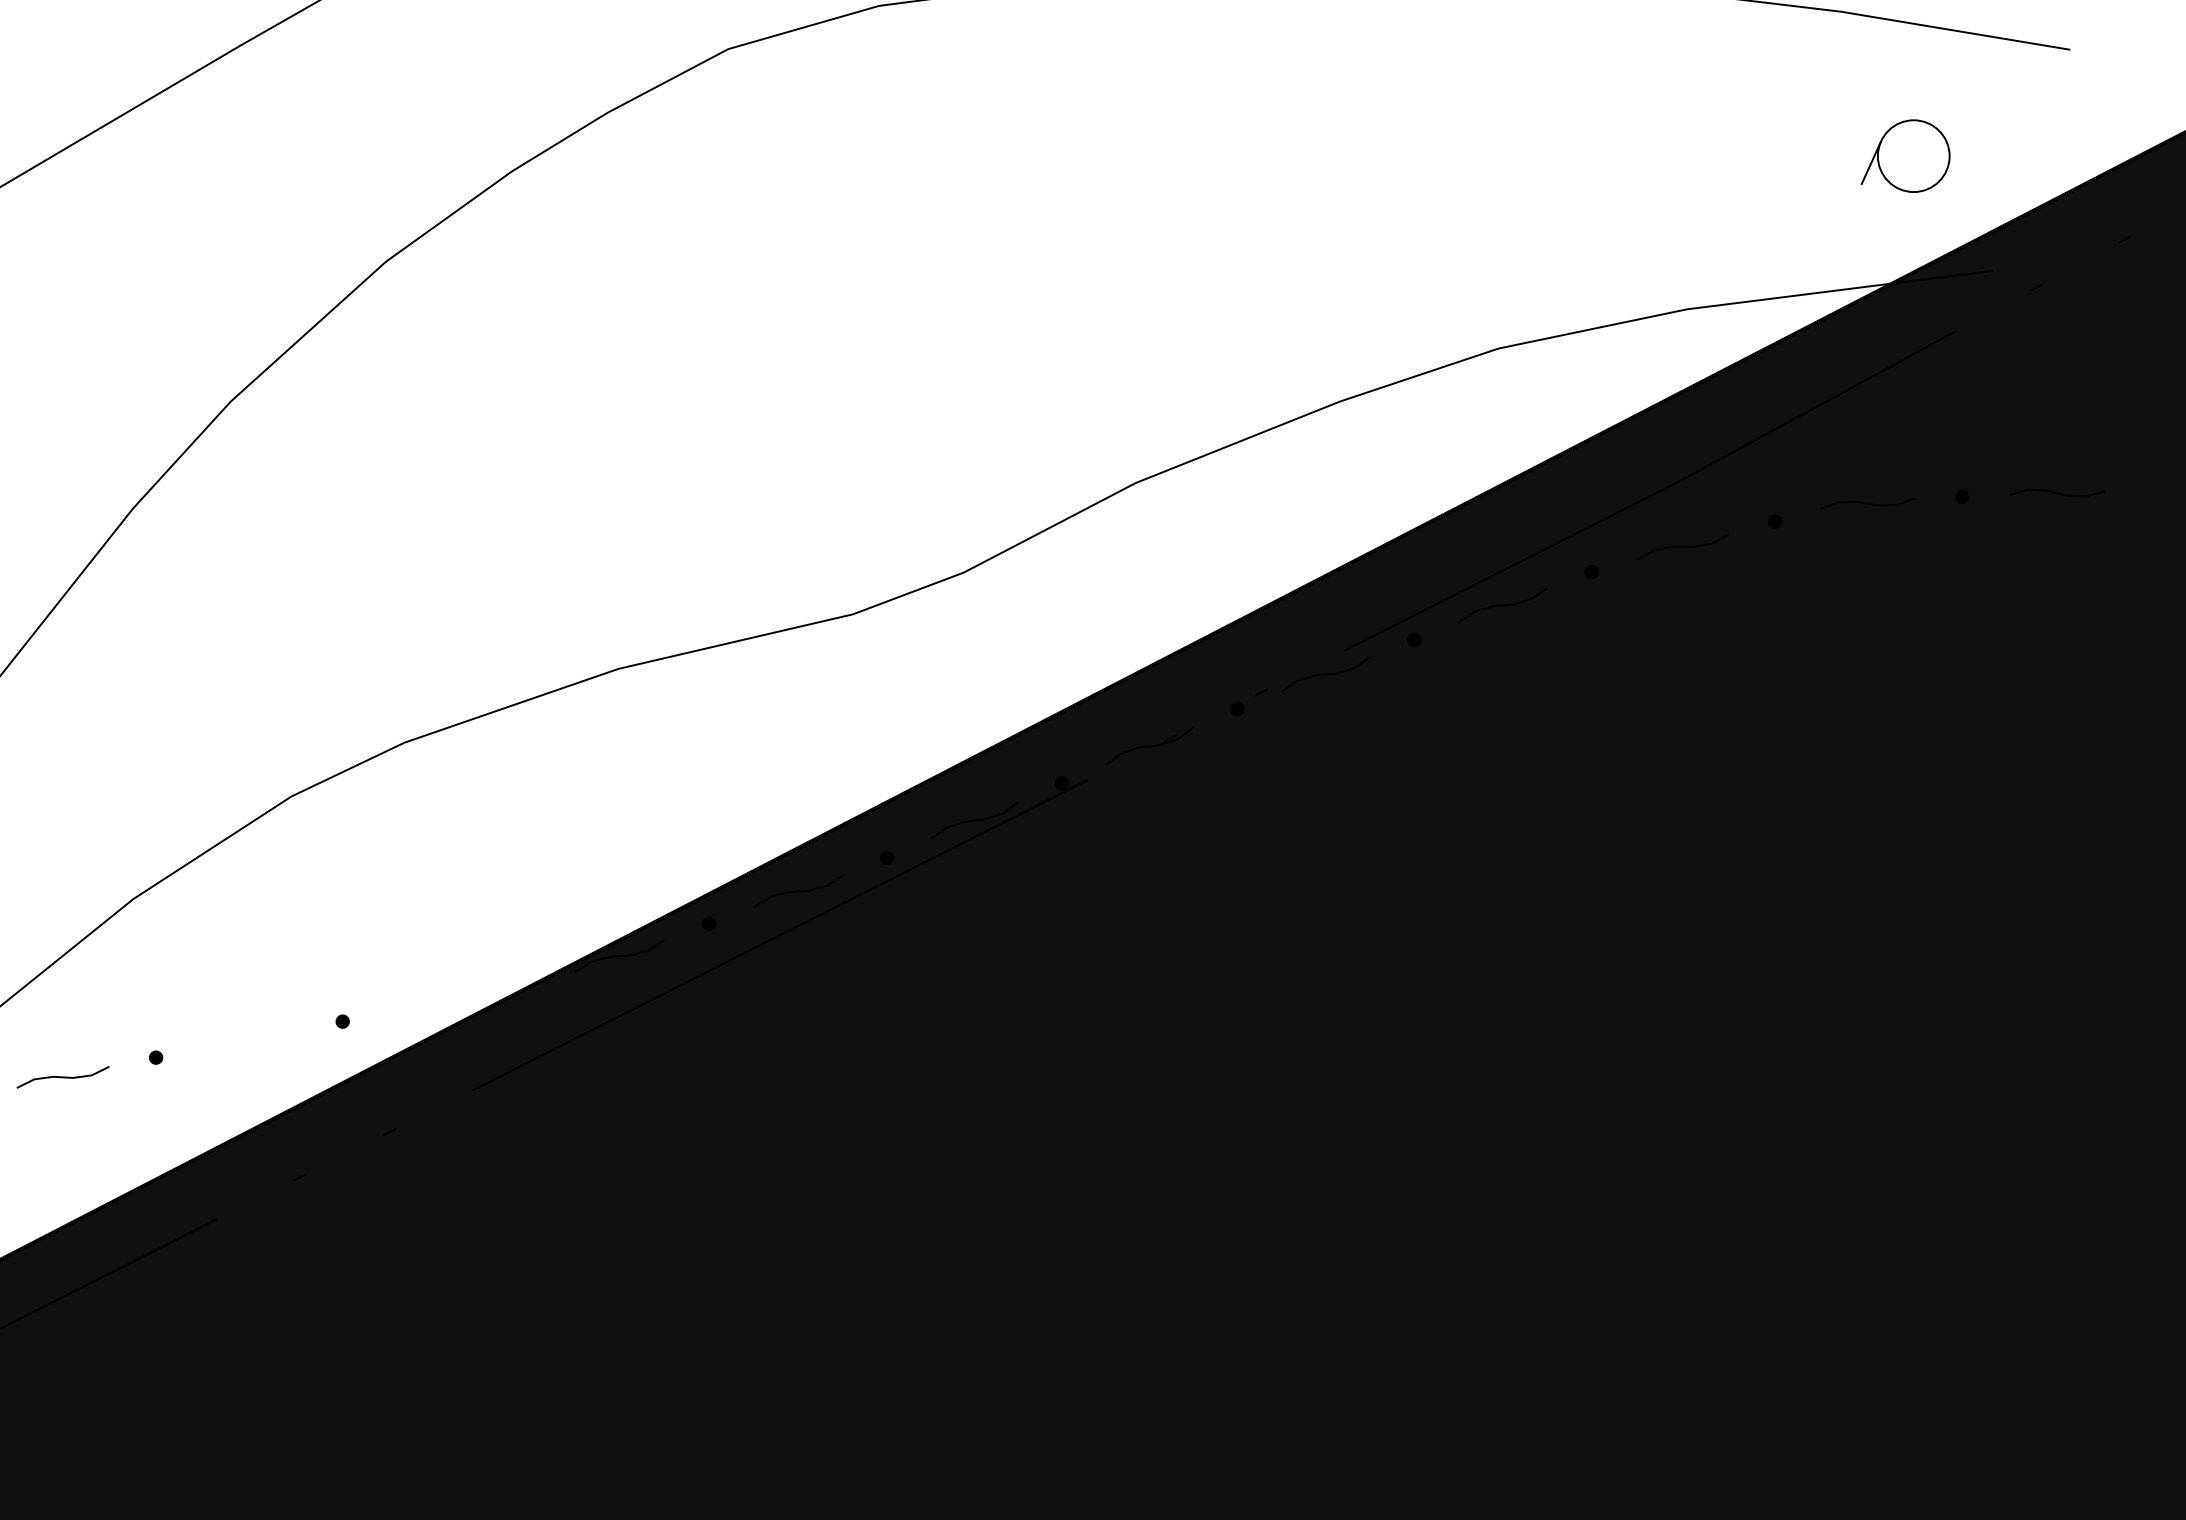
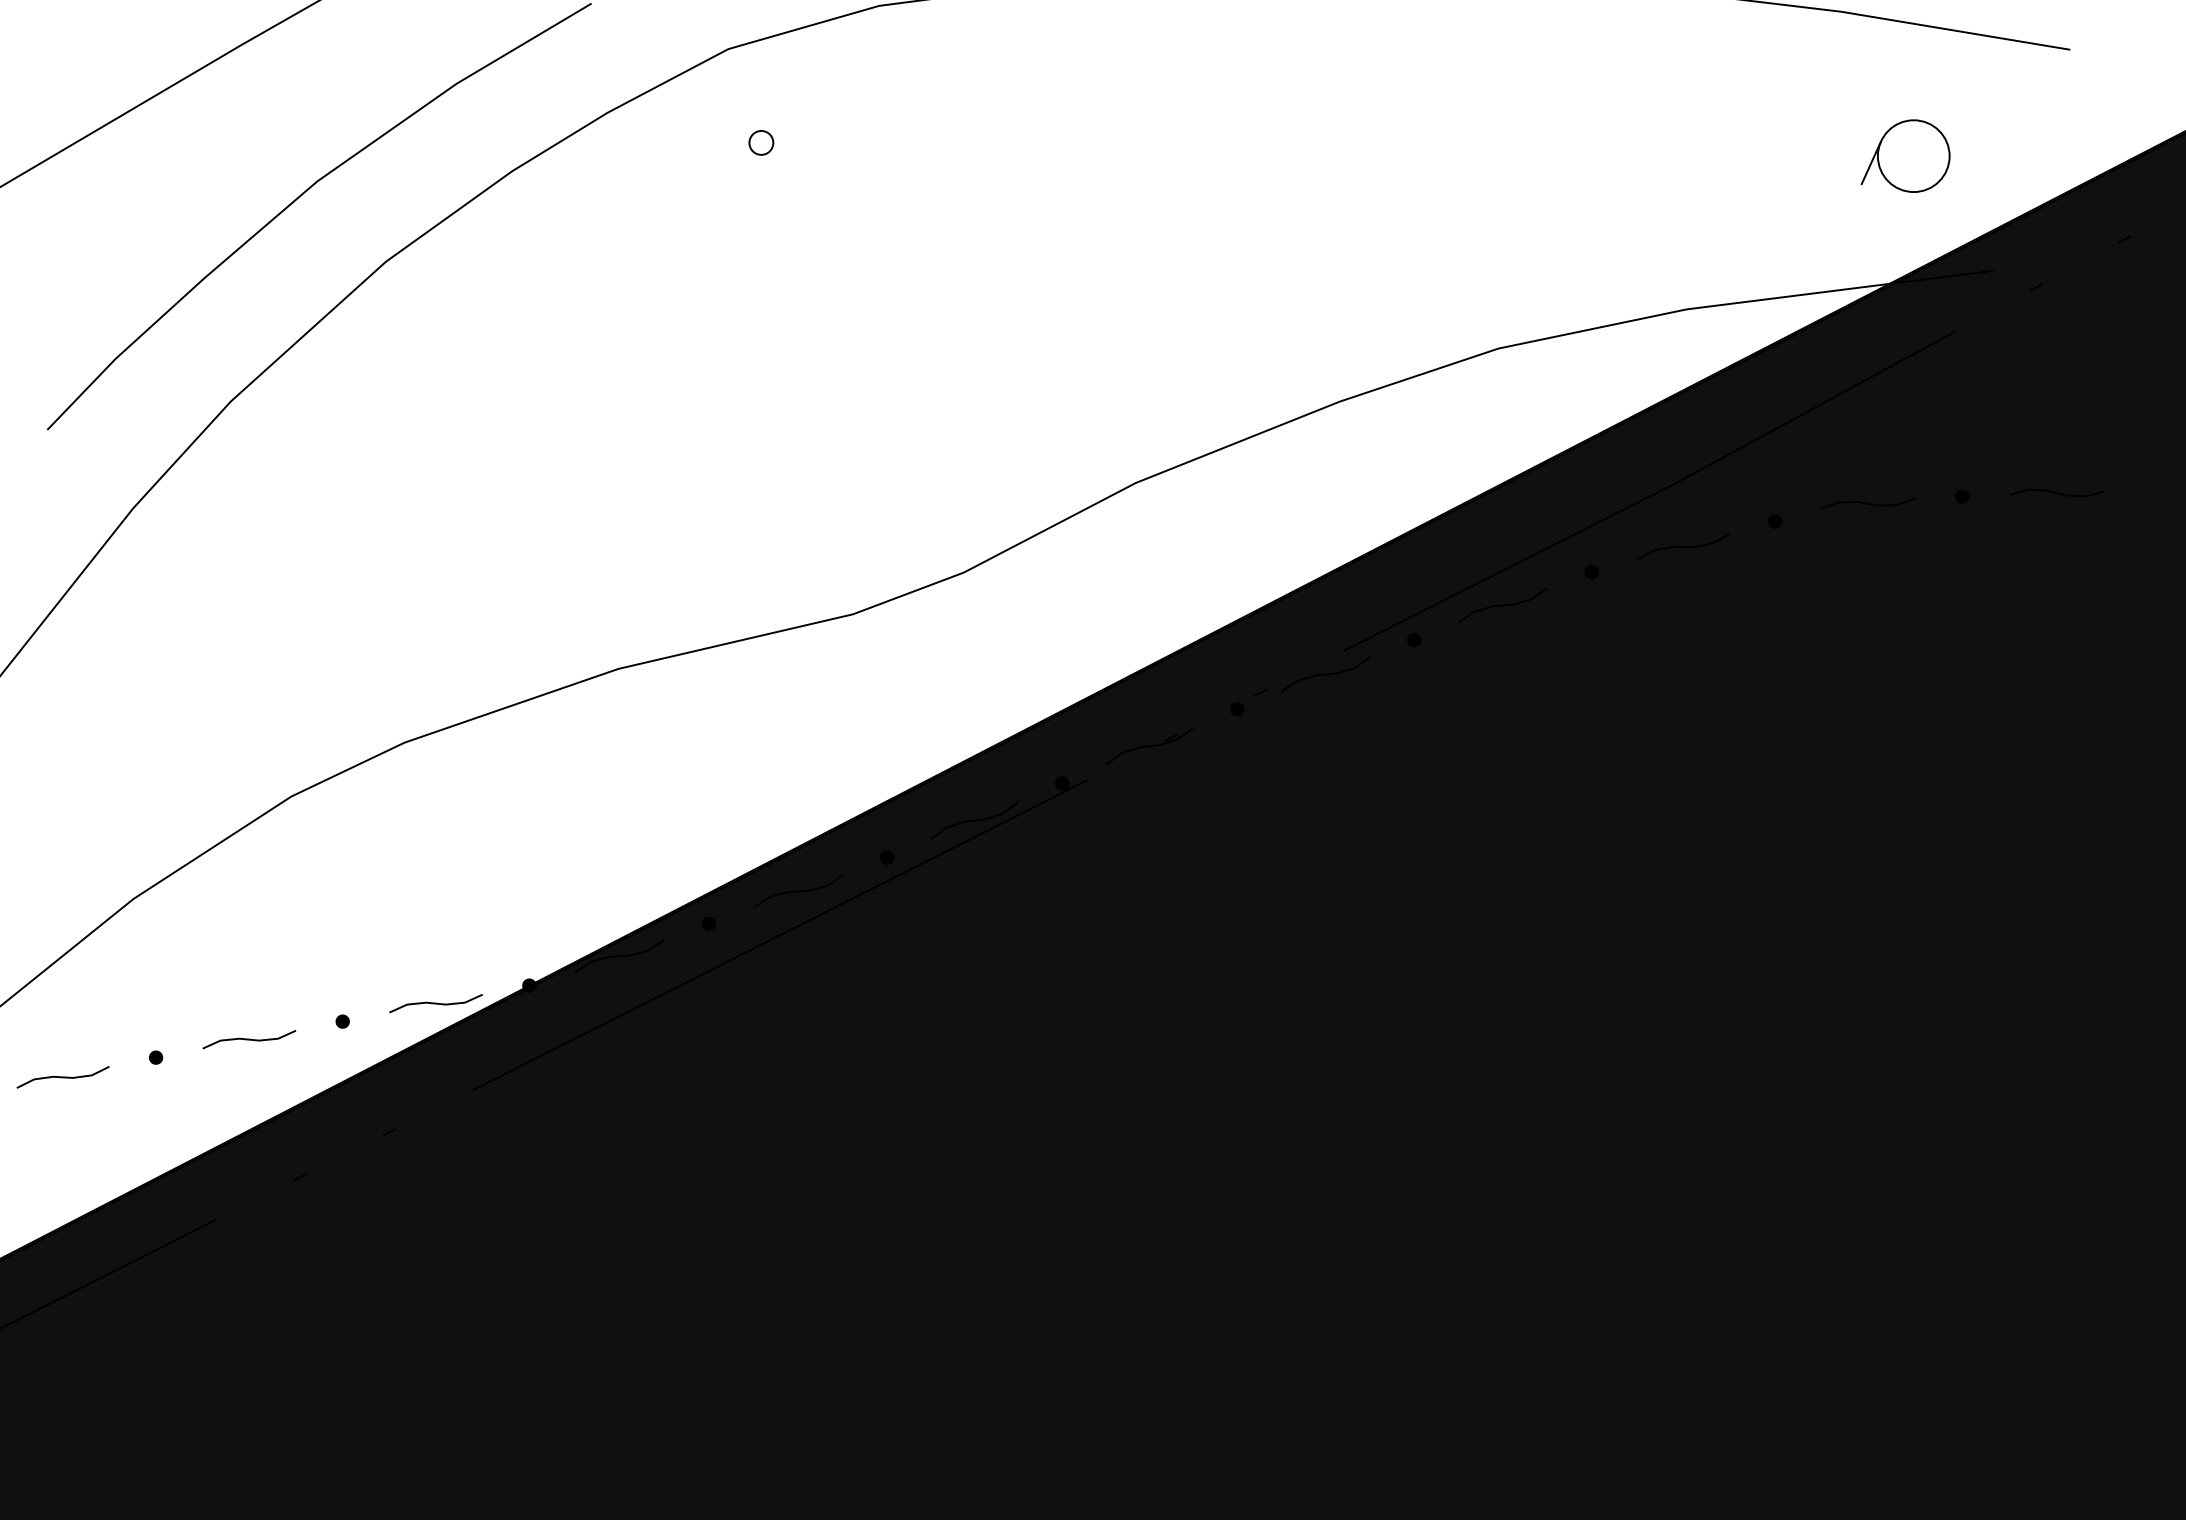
circle: none -> present (761, 142)
curve: none -> present (300, 197)
fill: none -> present (529, 985)
curve: none -> present (435, 1003)
curve: none -> present (249, 1039)
